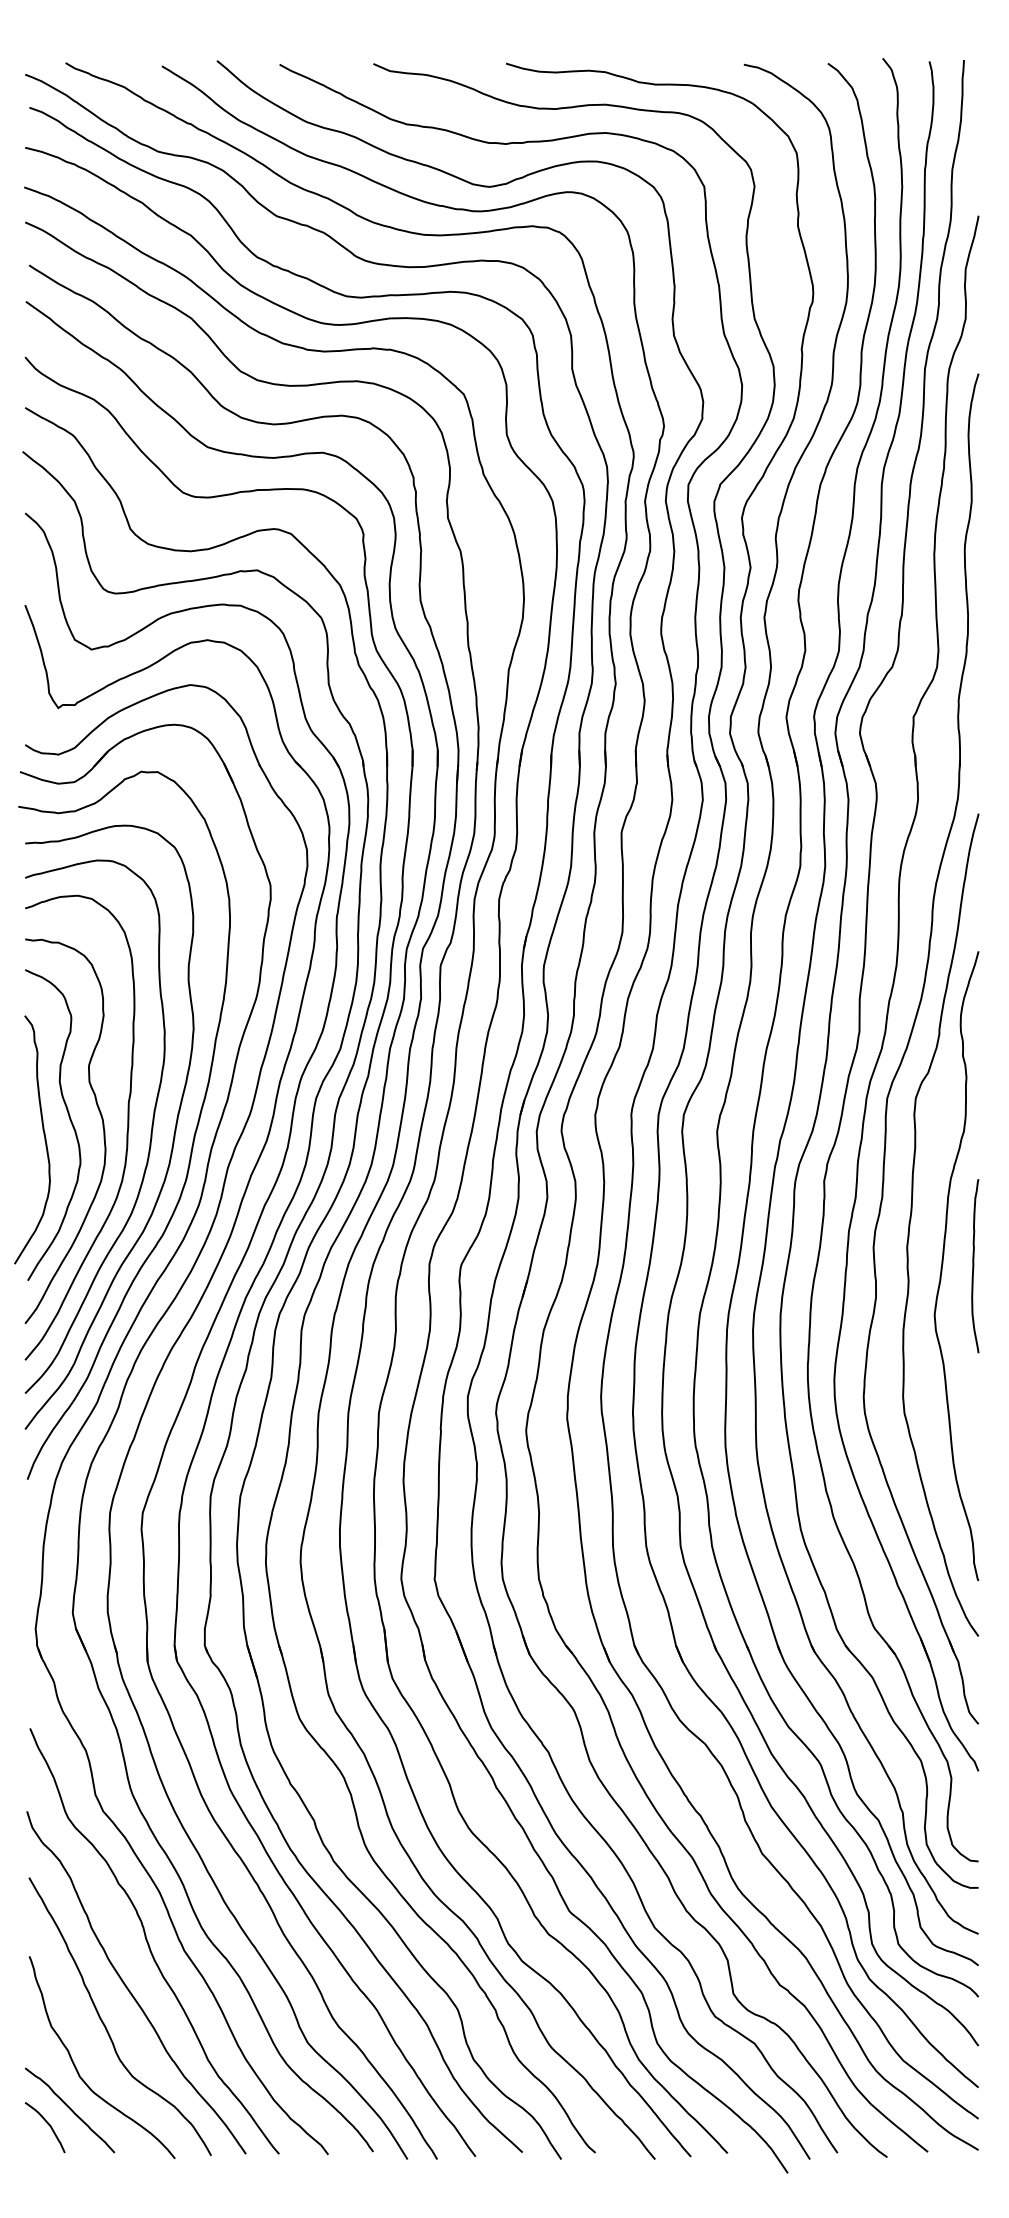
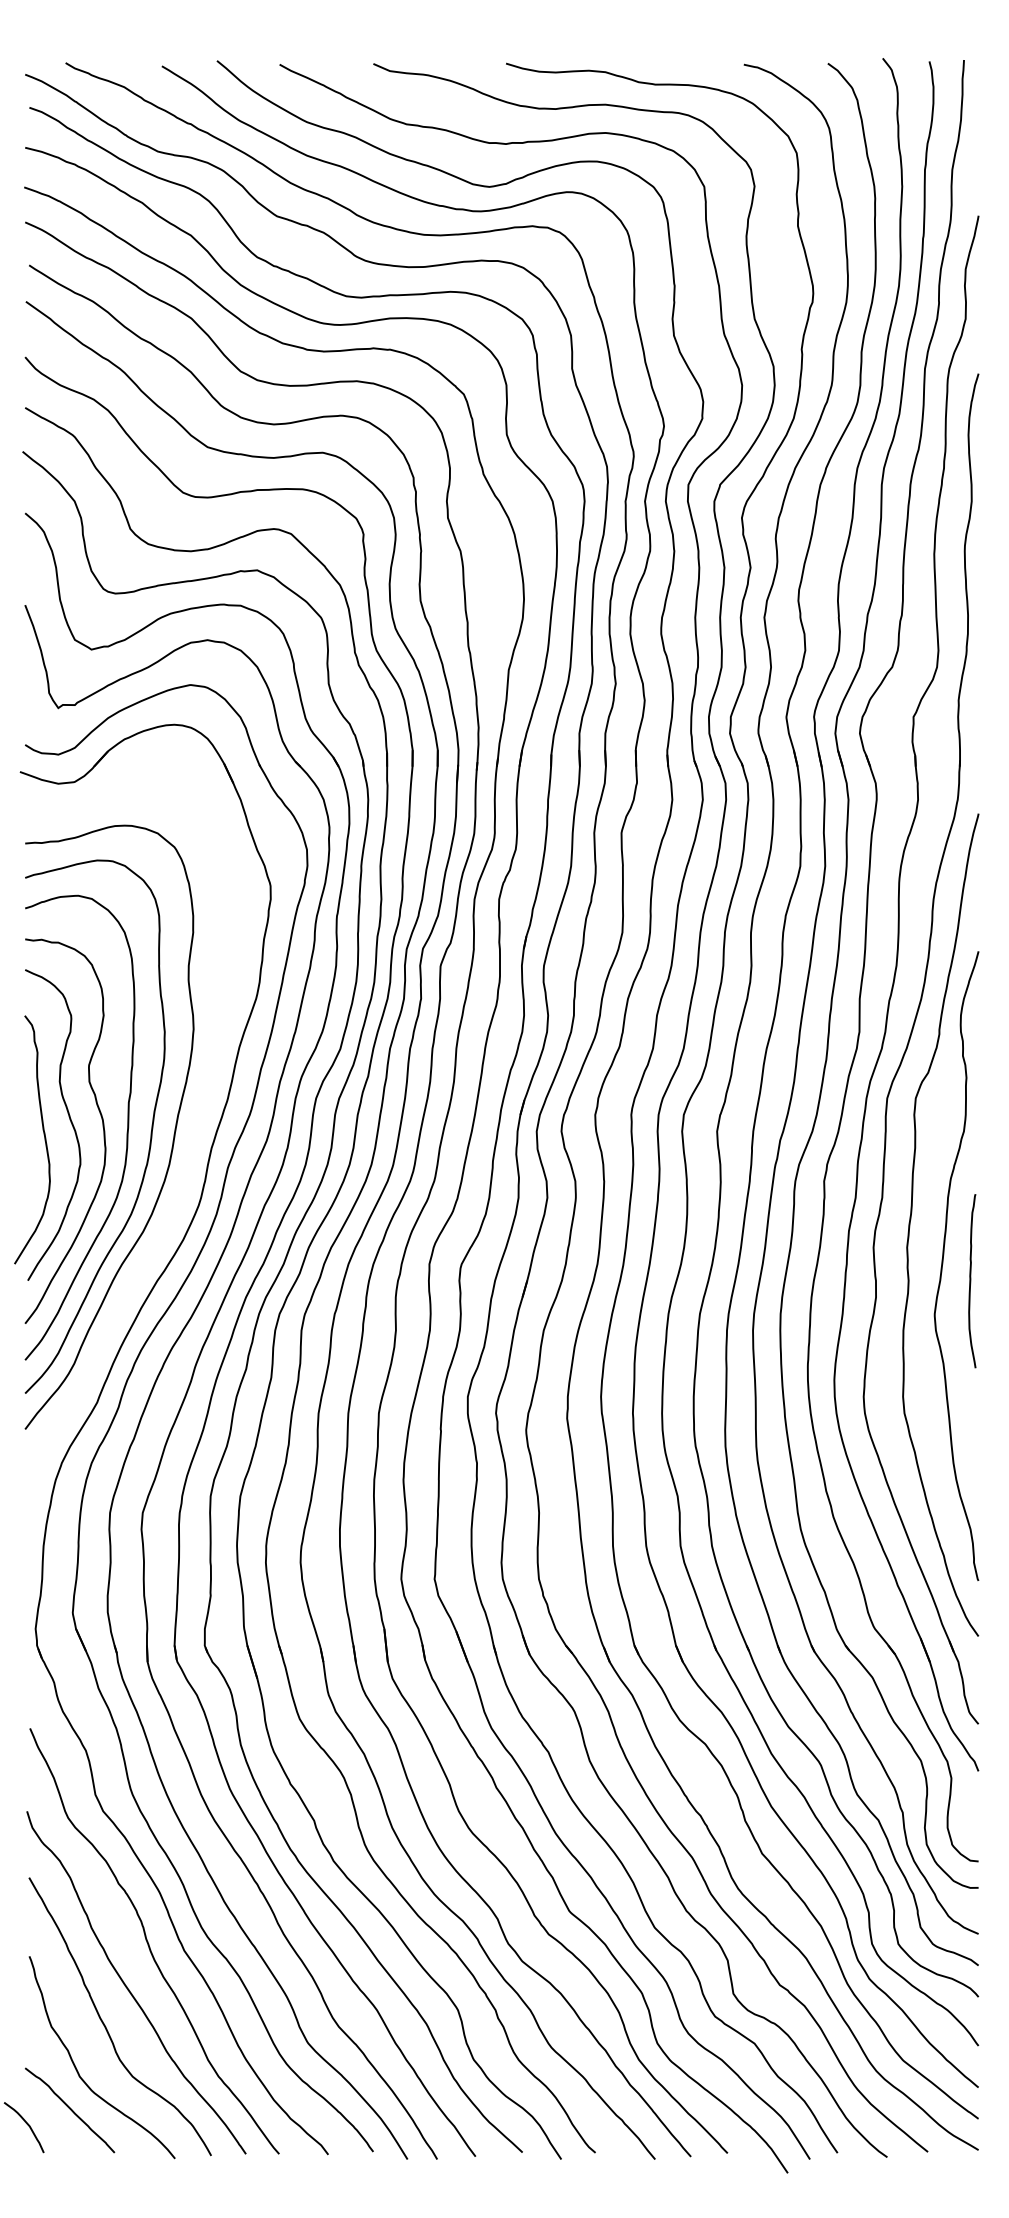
curve: present -> none (192, 1140)
curve position: (974, 1266) -> (971, 1281) (971, 1281)
curve position: (47, 2124) -> (26, 2124) (26, 2124)
